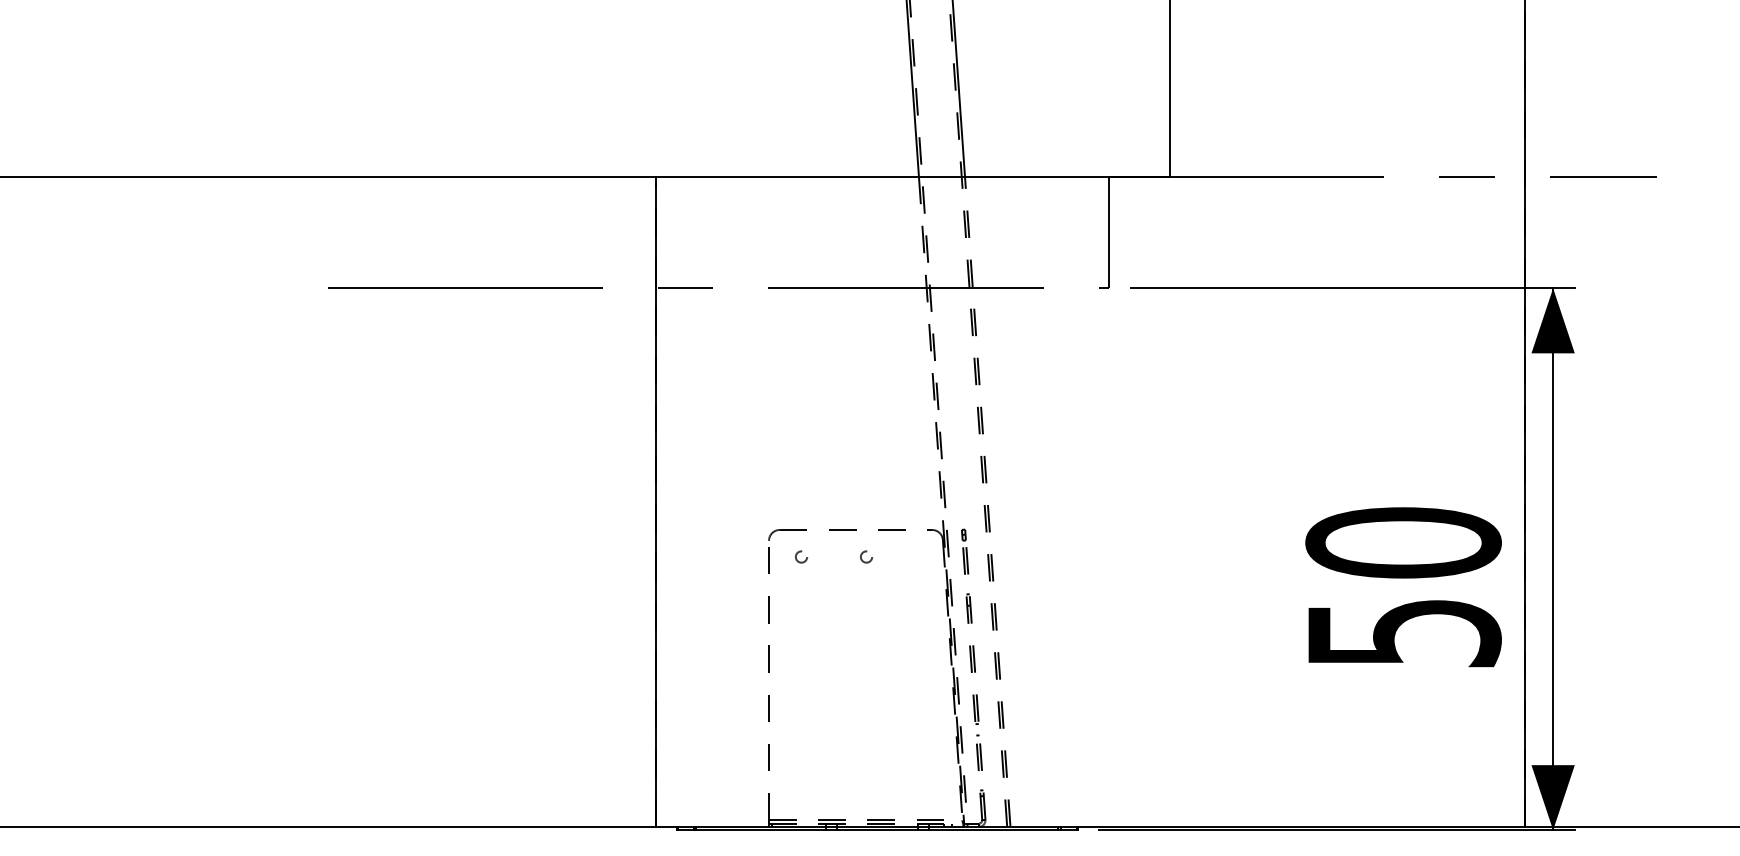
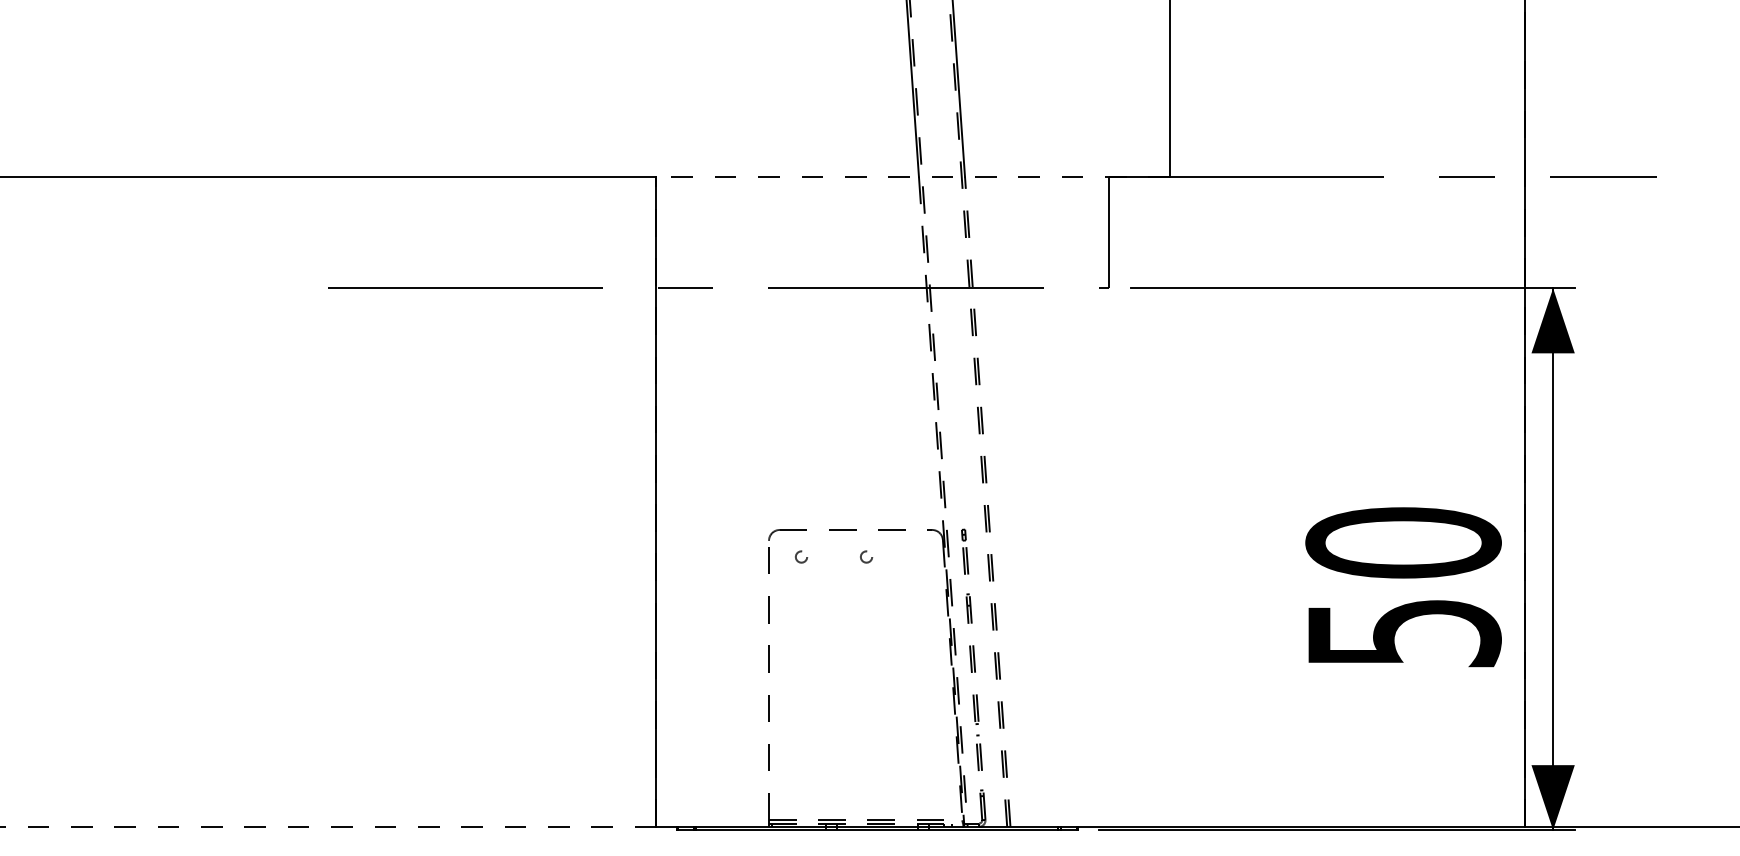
line: solid -> dashed (913, 176)
line: solid -> dashed (328, 826)
